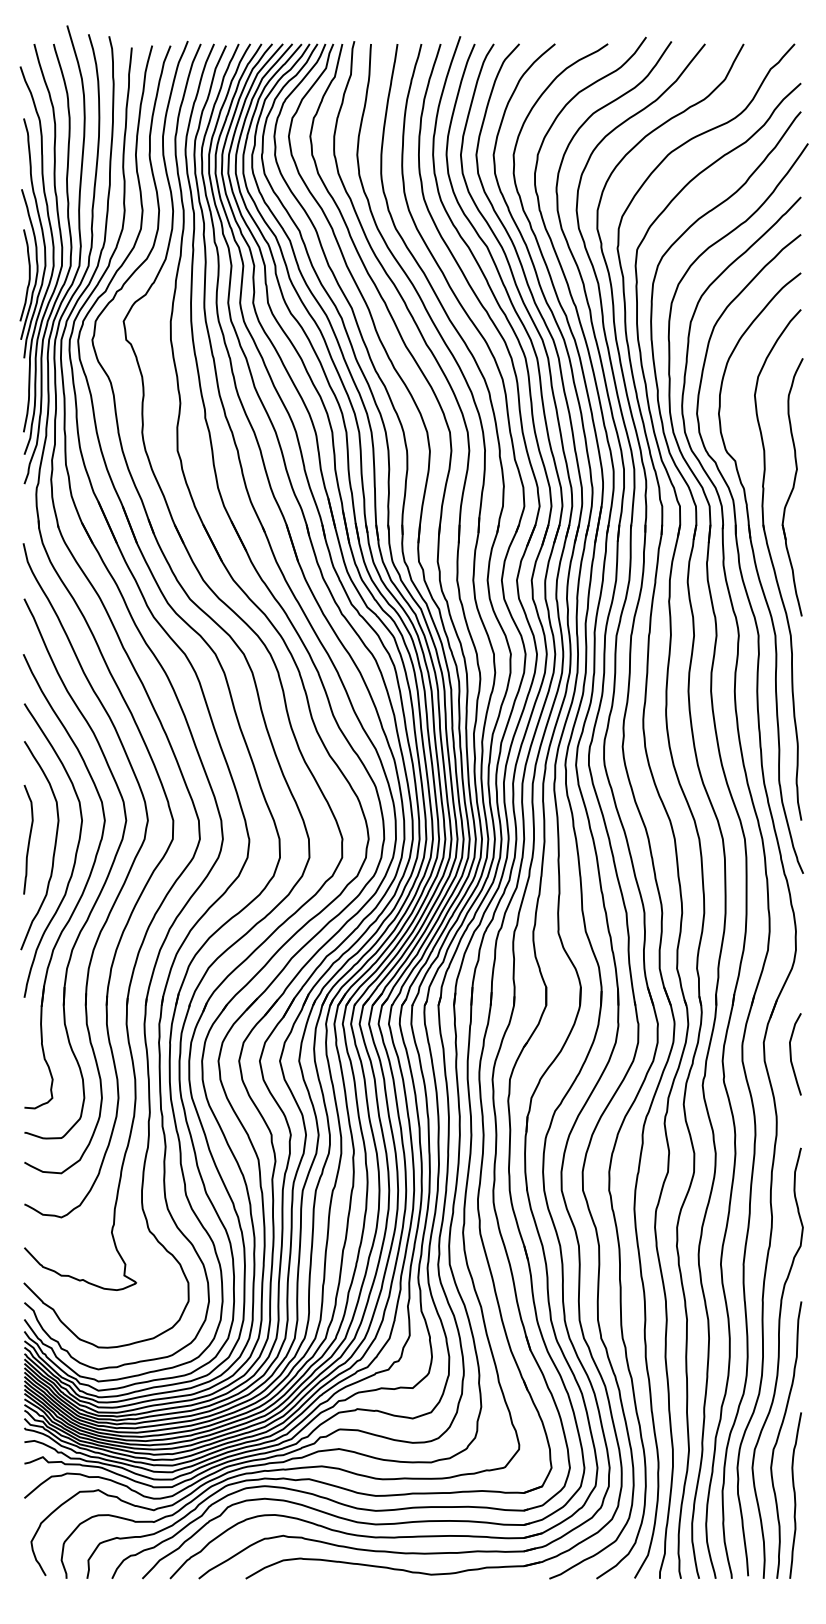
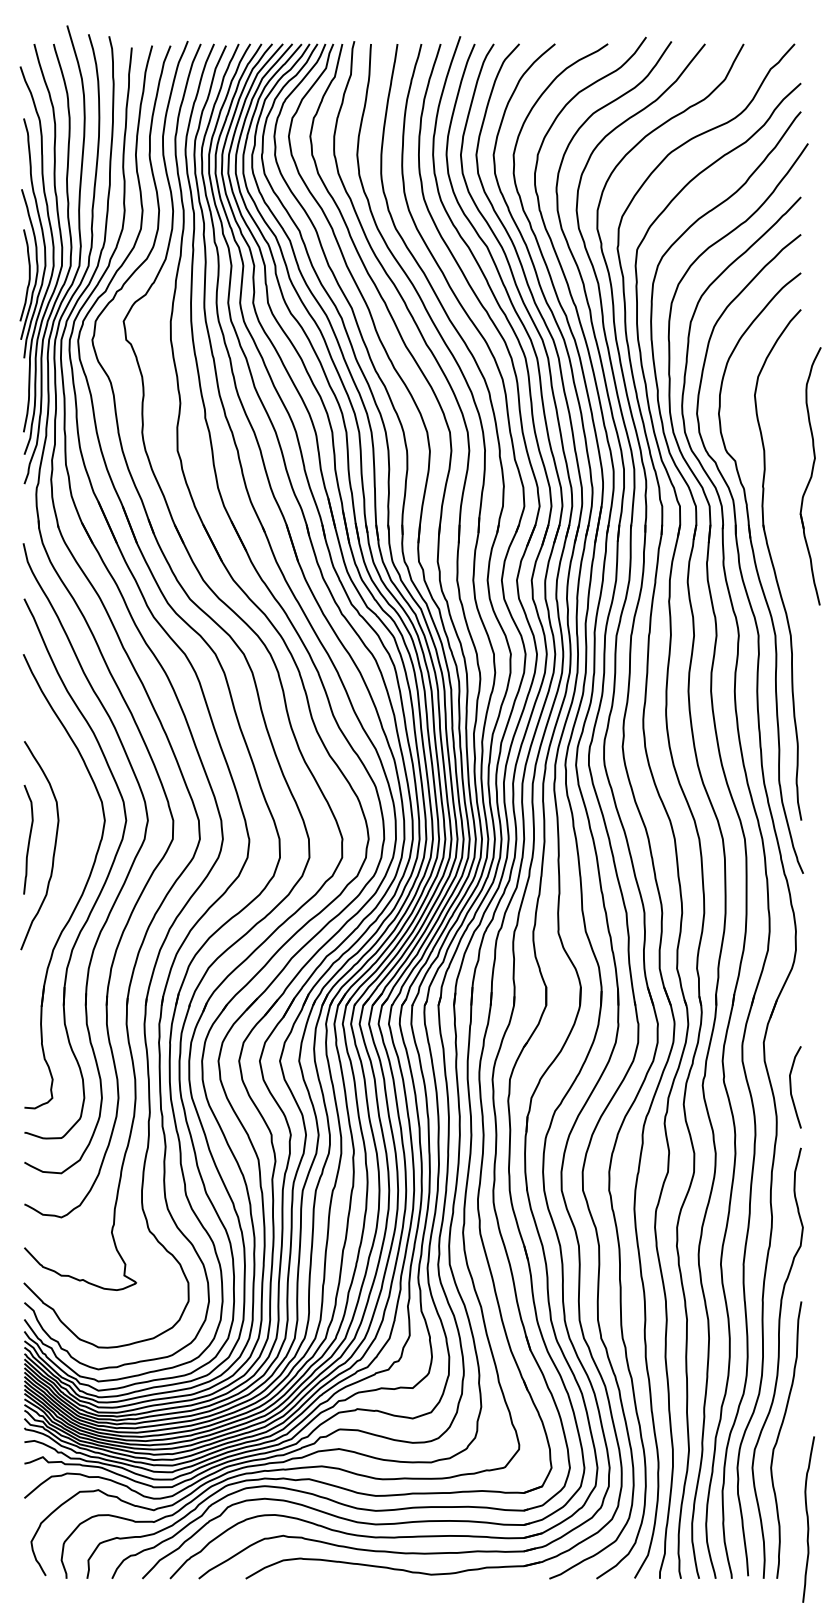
part position: (792, 487) -> (810, 476) (810, 476)
curve: present -> none (75, 851)
curve position: (791, 1054) -> (791, 1087) (791, 1087)
curve position: (795, 1495) -> (808, 1519) (808, 1519)
